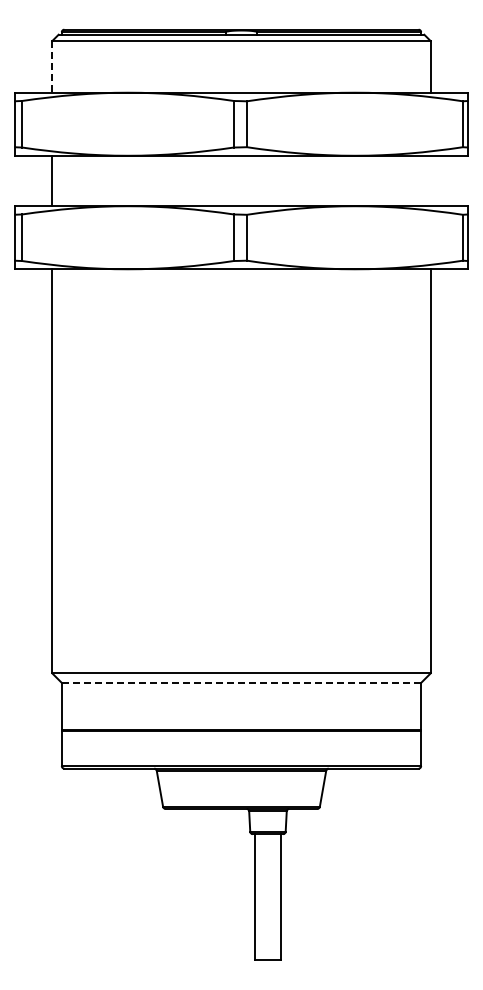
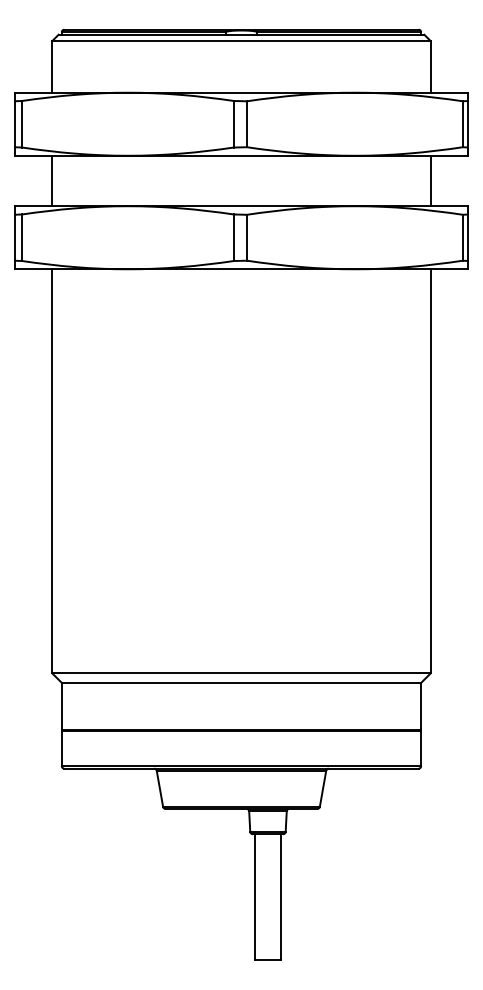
line: dashed -> solid (52, 66)
line: none -> present (430, 180)
line: dashed -> solid (241, 682)
